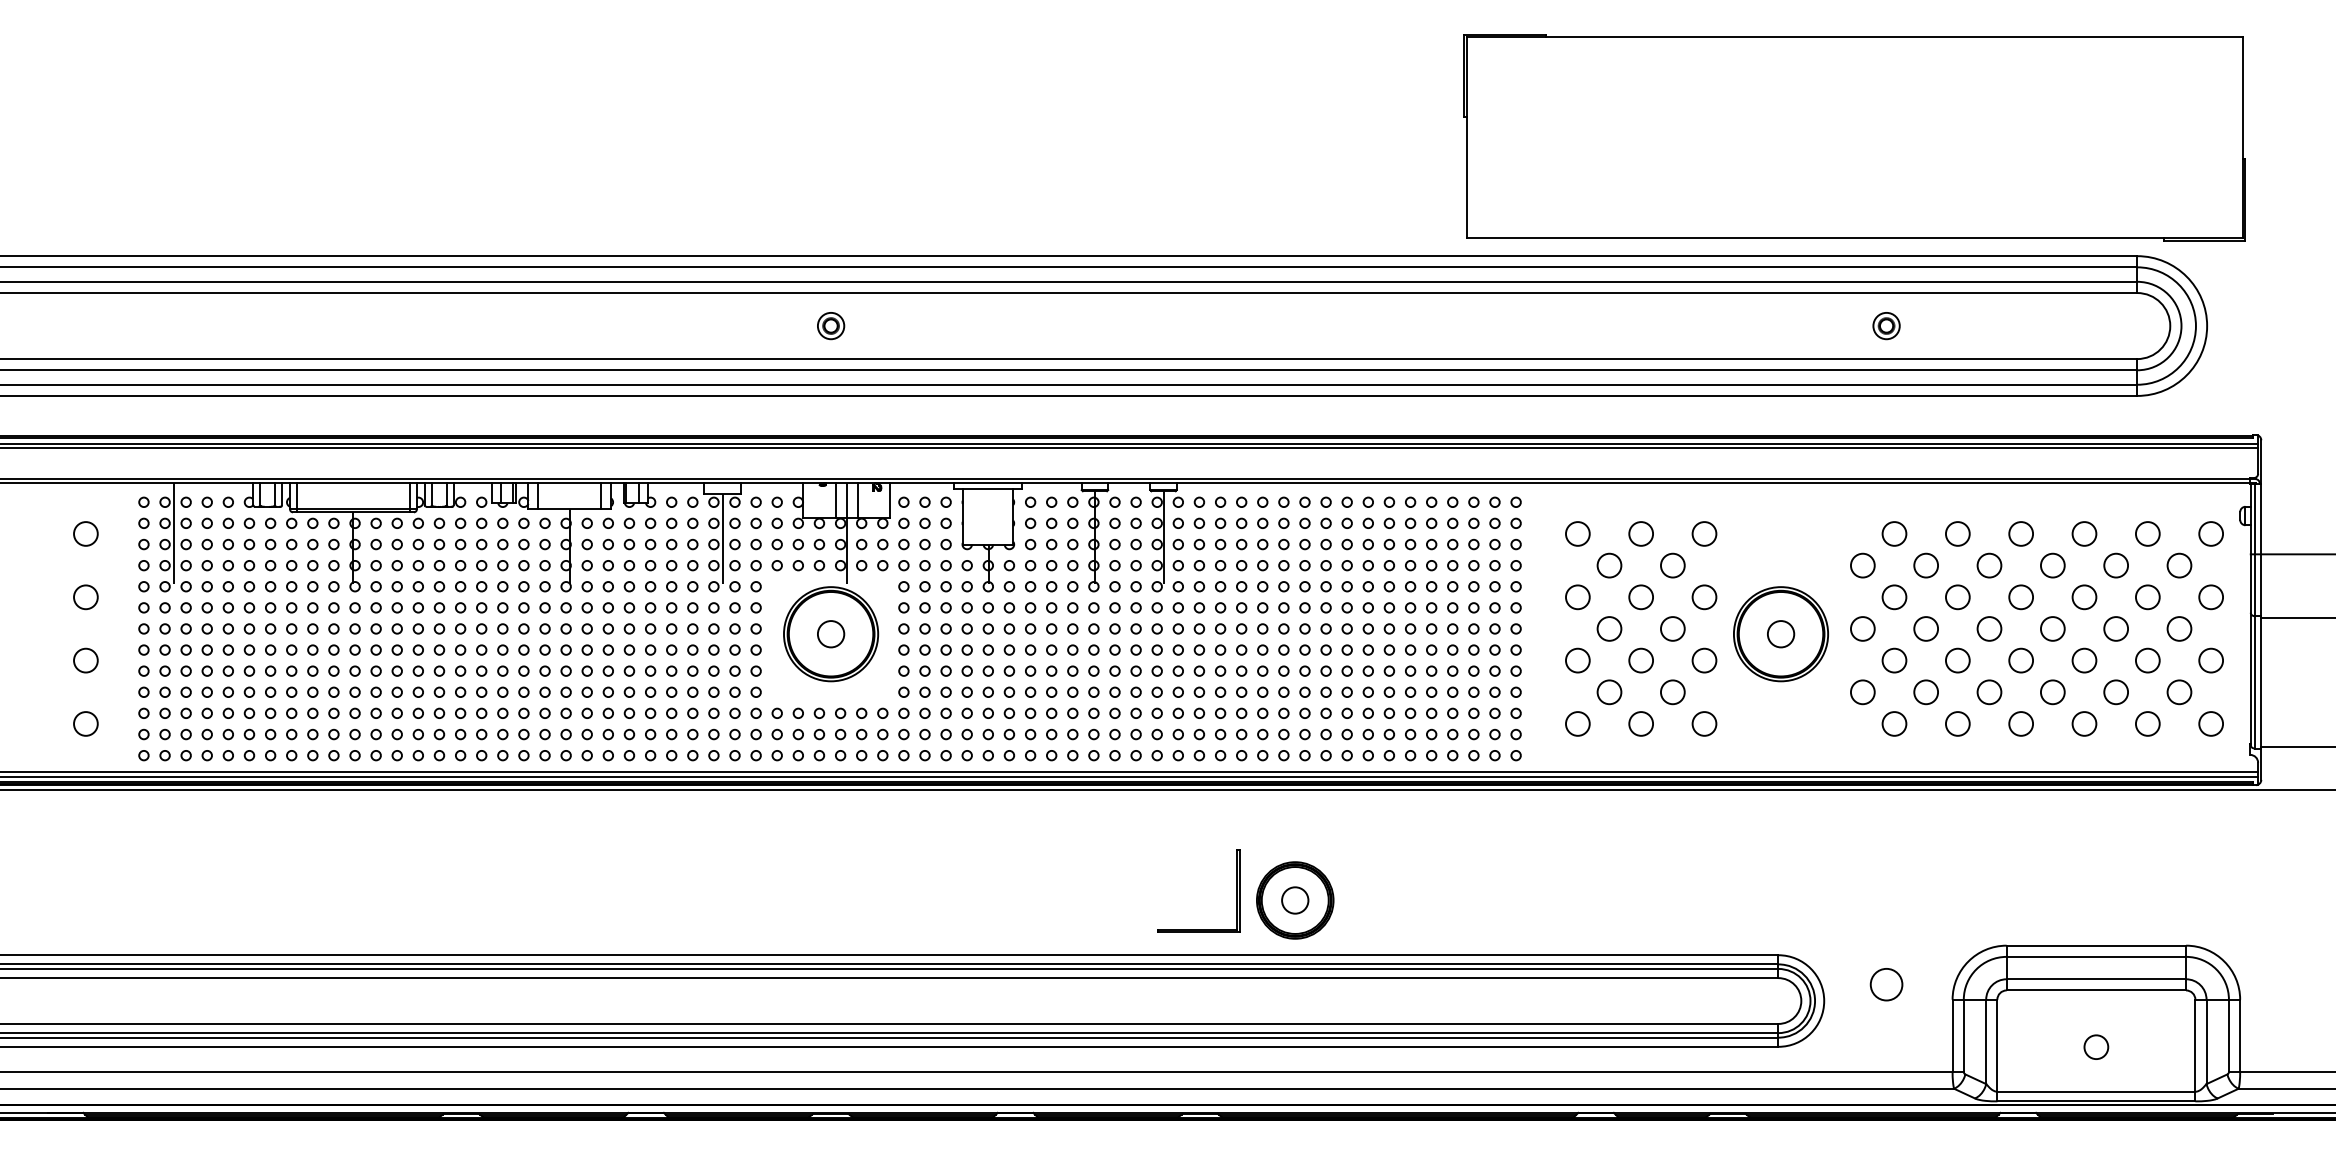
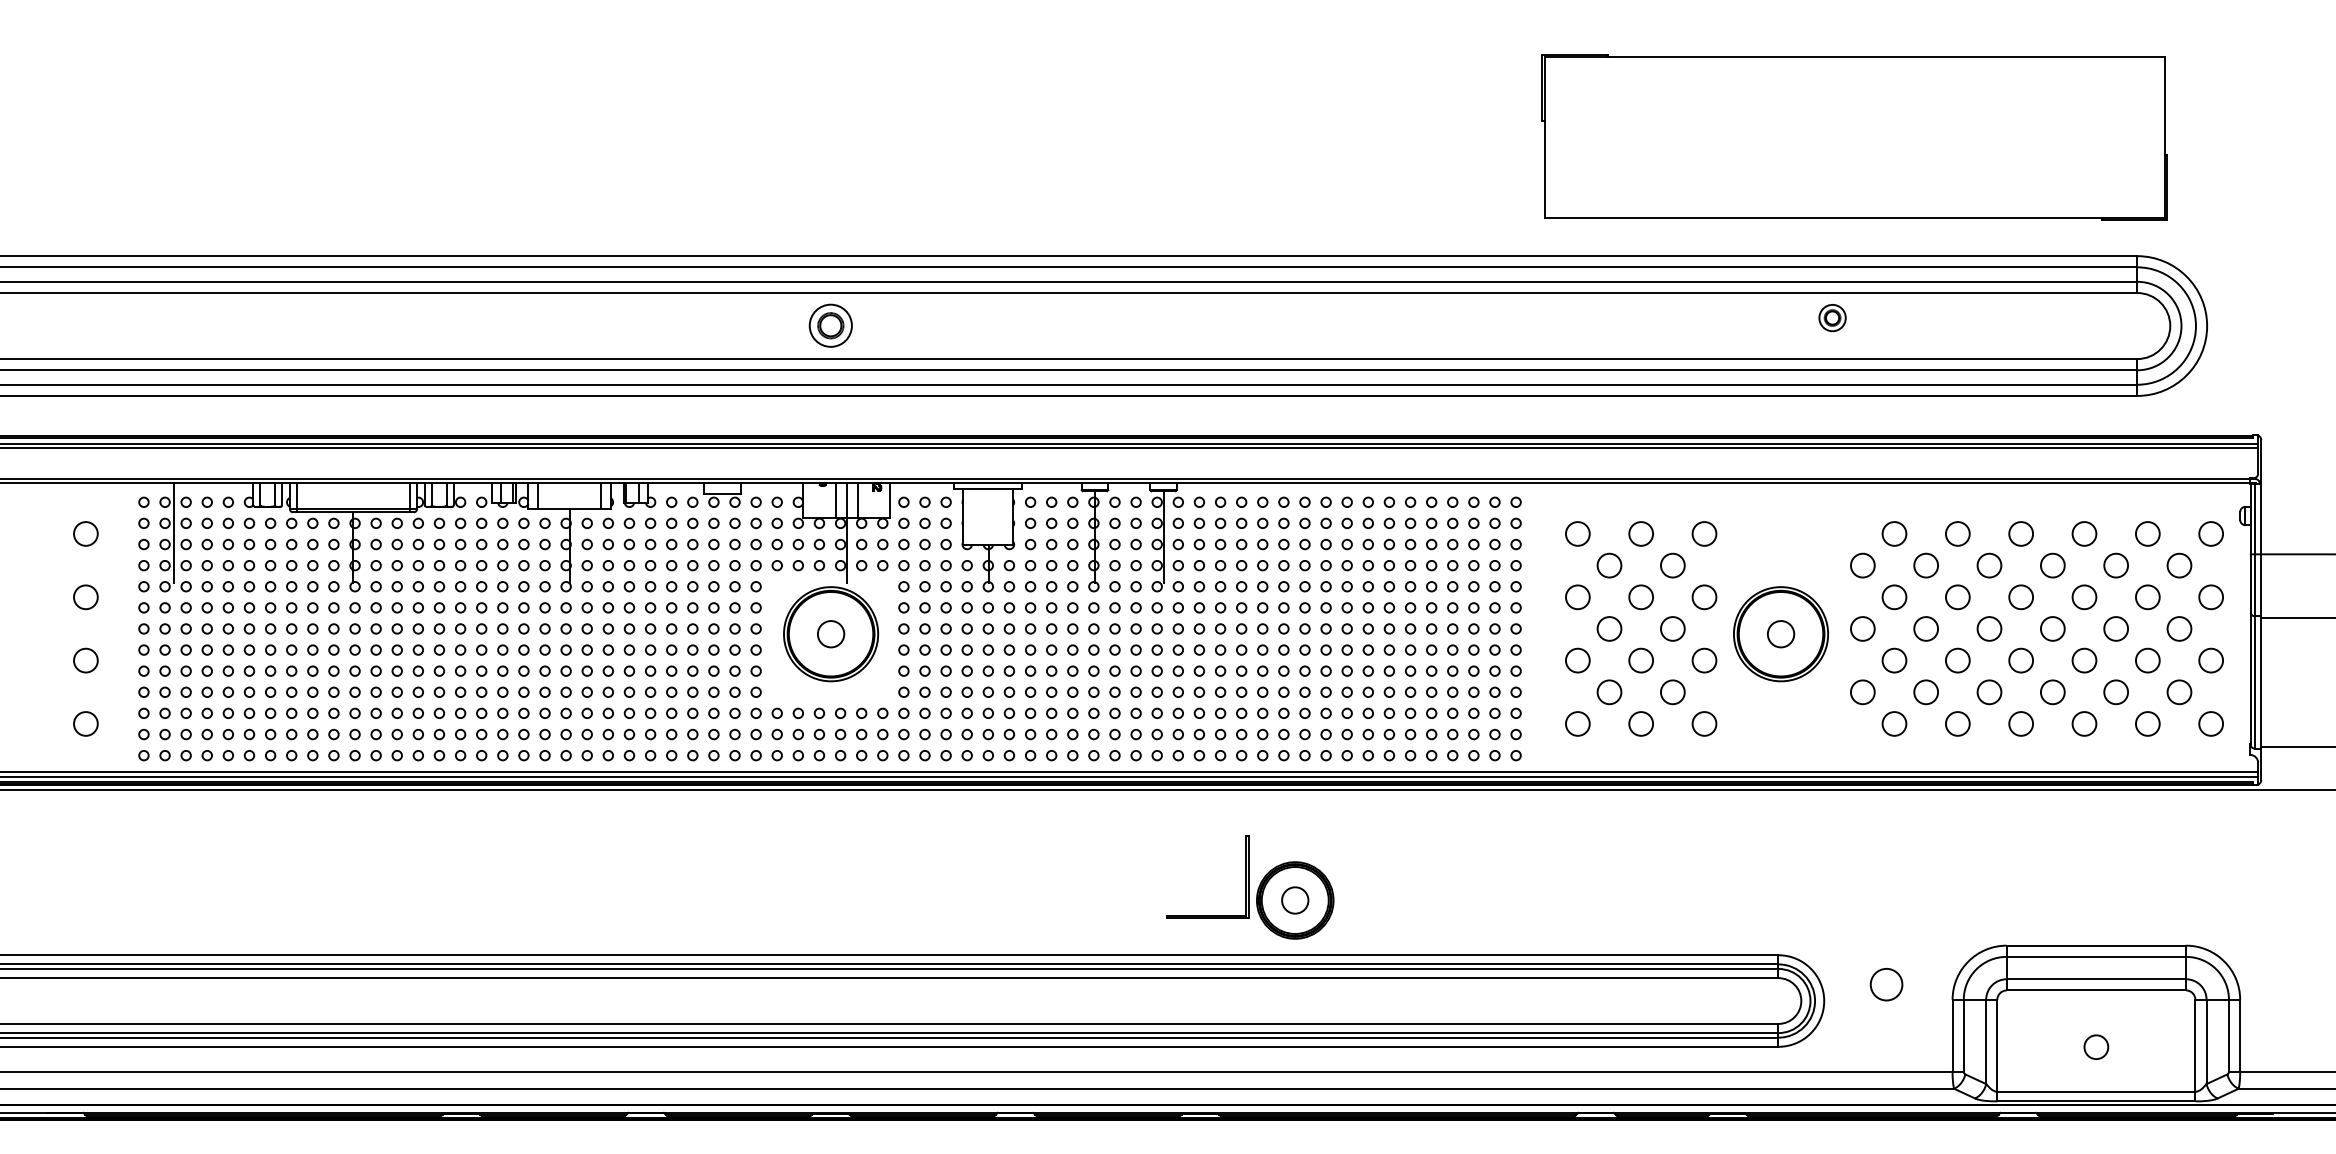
part size: 783x208 px -> 627x167 px (1854, 137)
part size: 29x29 px -> 45x45 px (830, 325)
part position: (1886, 326) -> (1832, 318) (1832, 318)
line: present -> none (722, 538)
part position: (1236, 890) -> (1245, 876) (1245, 876)
